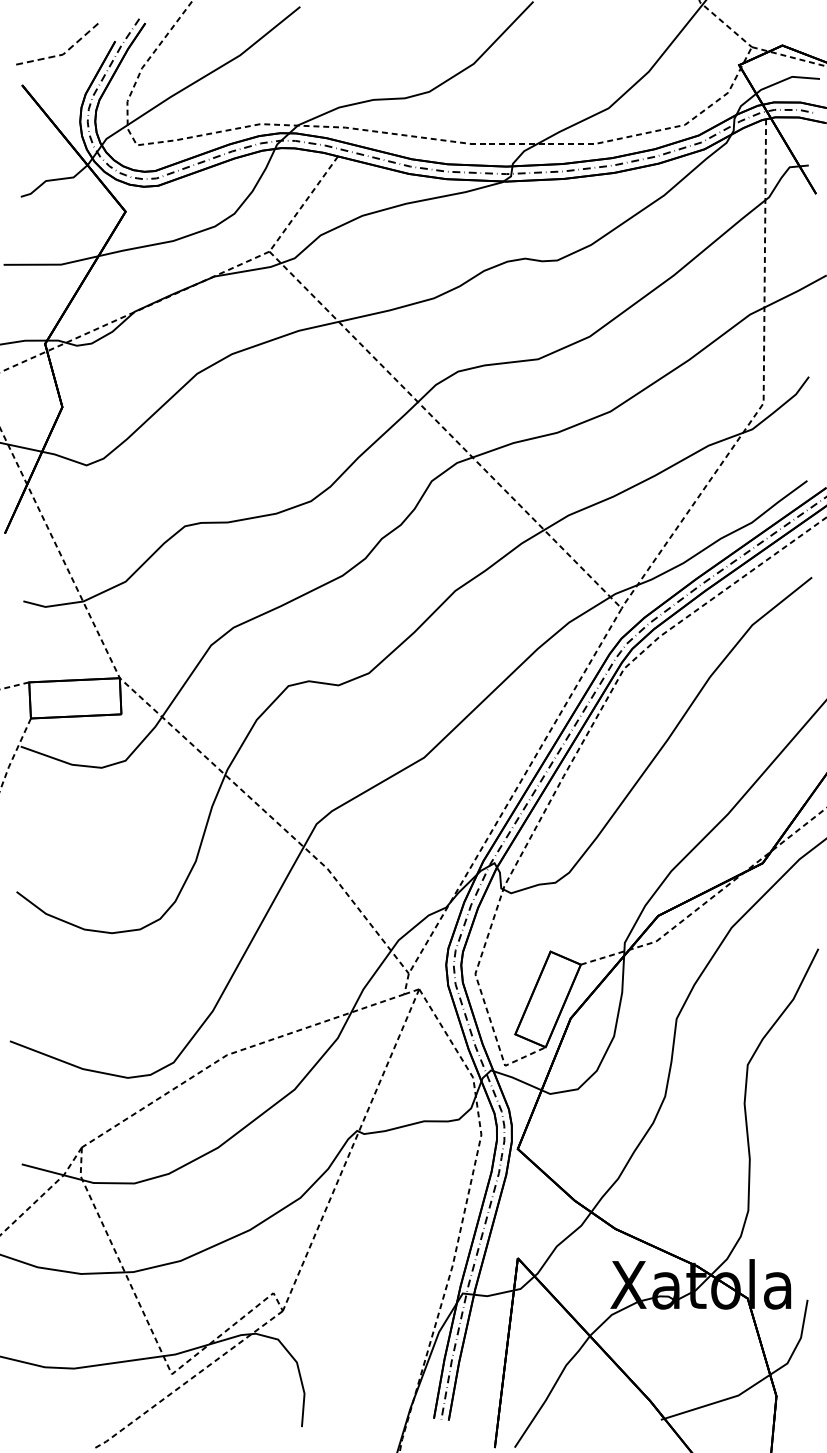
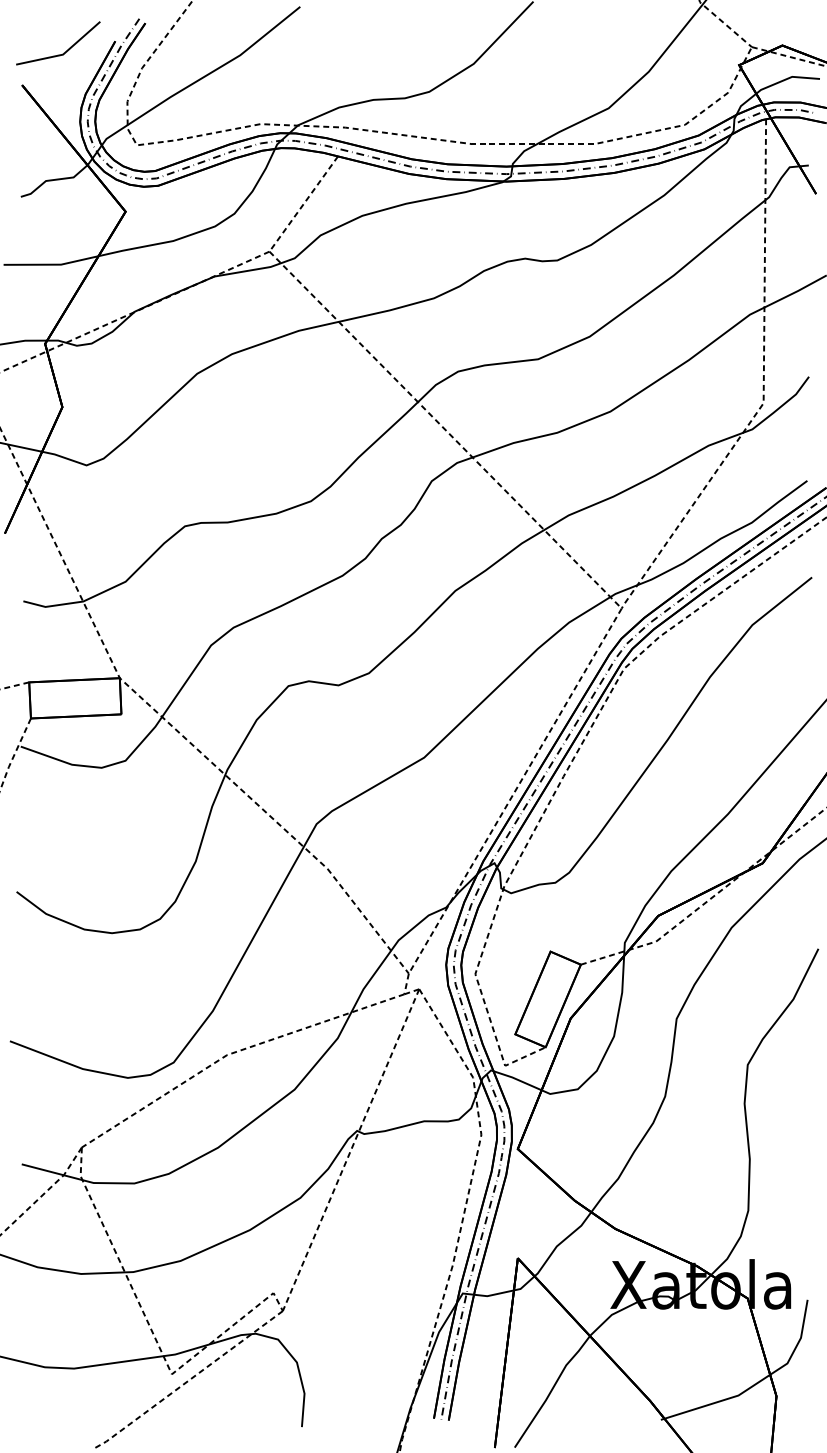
line: dashed -> solid (63, 53)
